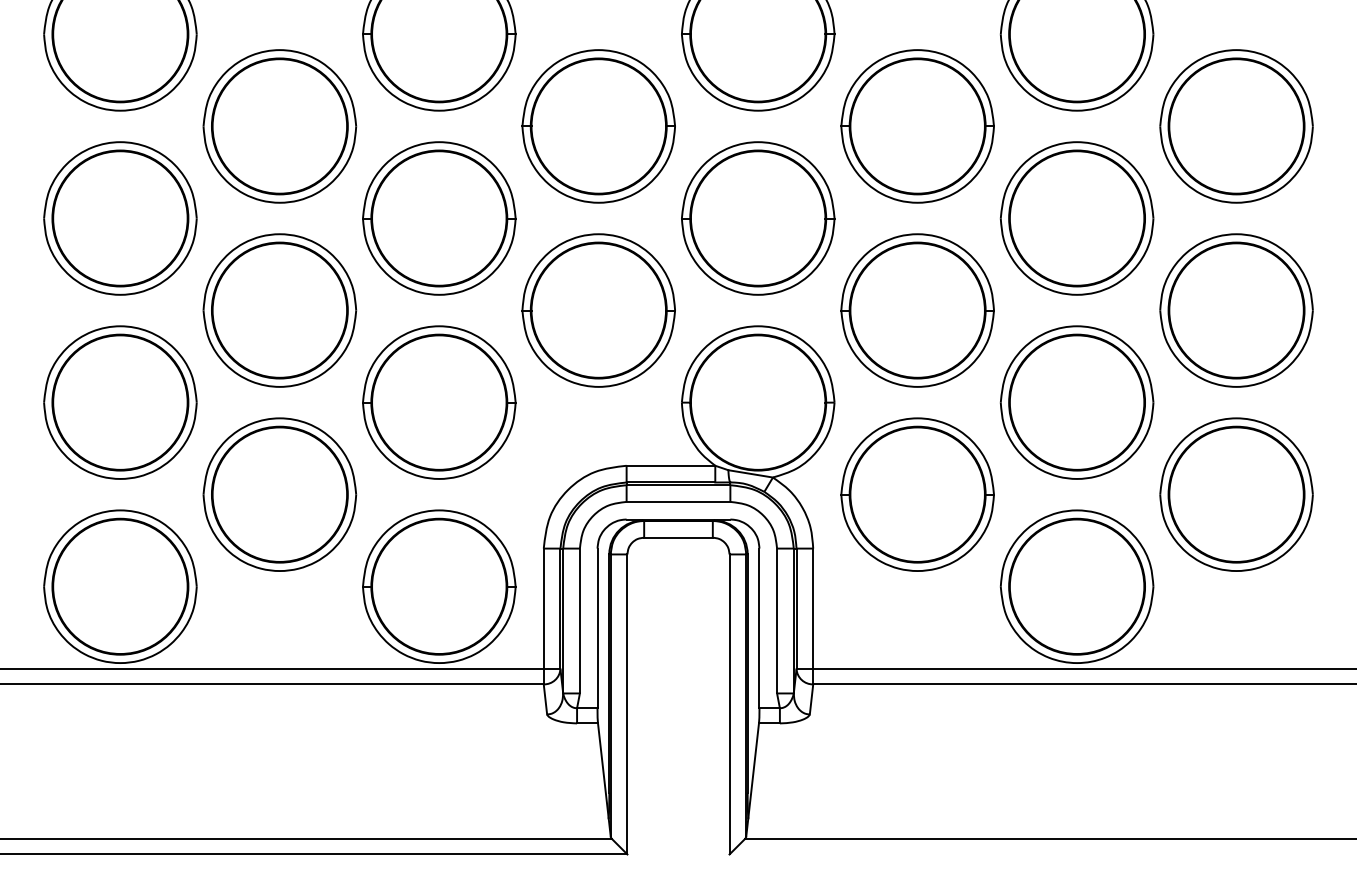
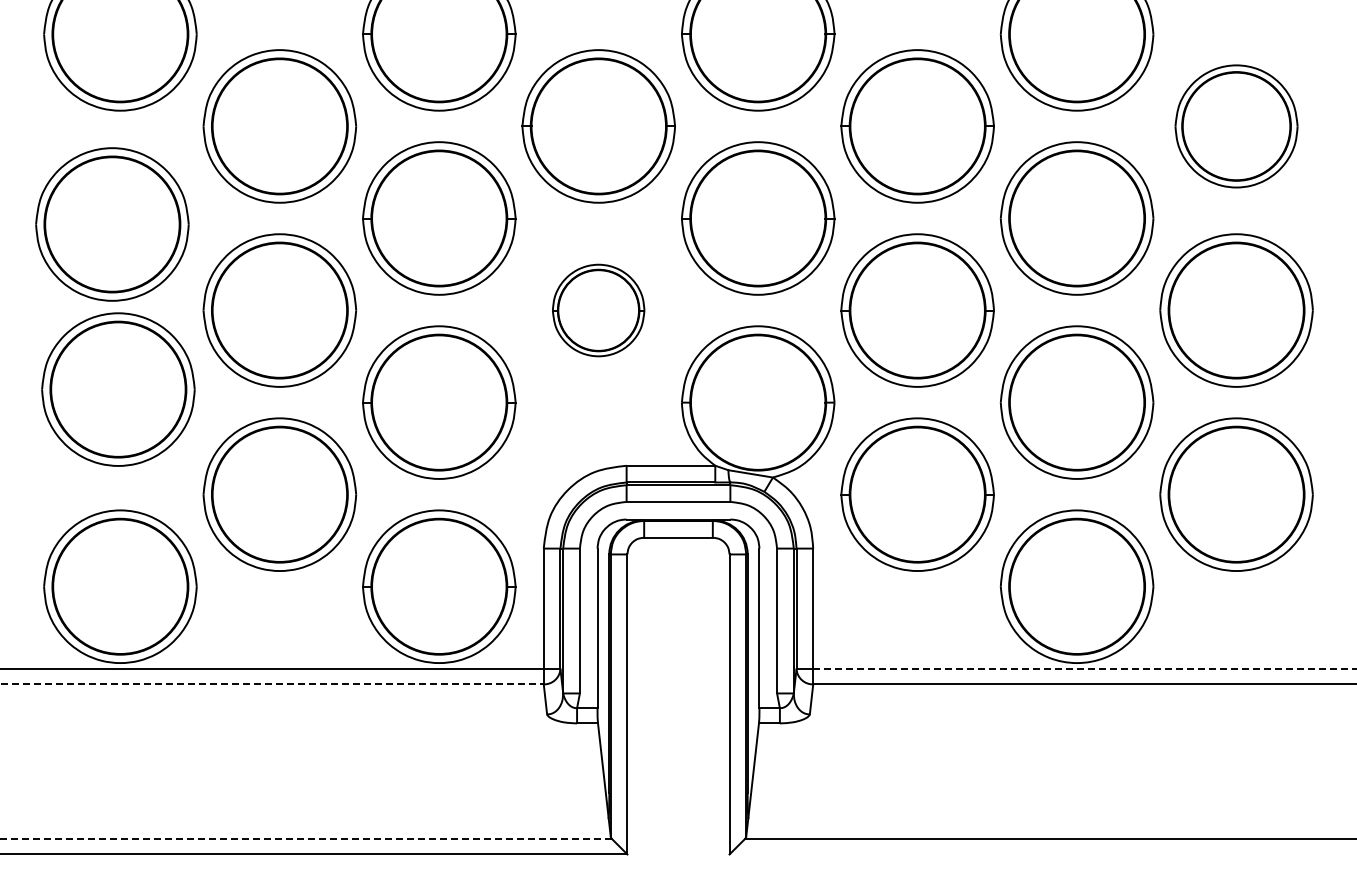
part size: 155x155 px -> 125x125 px (1236, 126)
part position: (120, 218) -> (112, 224) (112, 224)
part size: 155x155 px -> 94x95 px (598, 310)
part position: (120, 402) -> (118, 389) (118, 389)
line: solid -> dashed (1085, 669)
line: solid -> dashed (271, 684)
line: solid -> dashed (306, 839)
